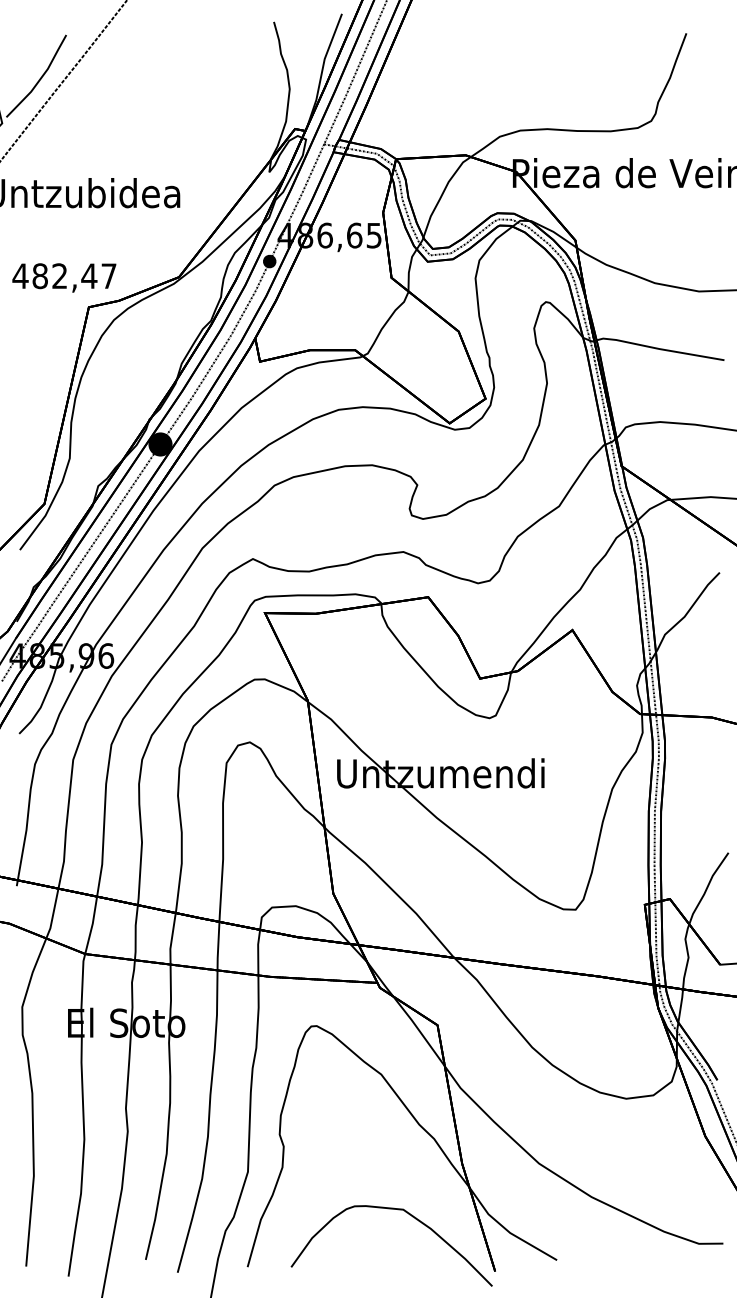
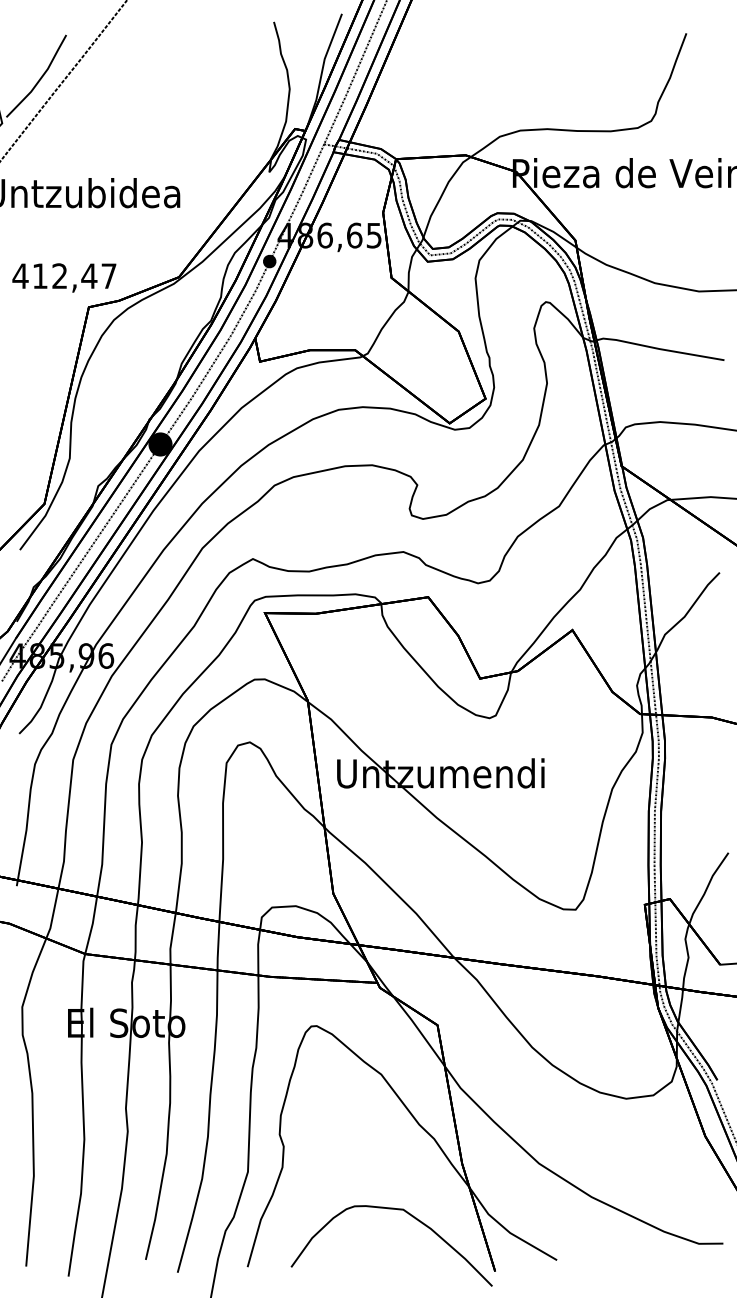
text: 482,47 -> 412,47 (39, 276)
